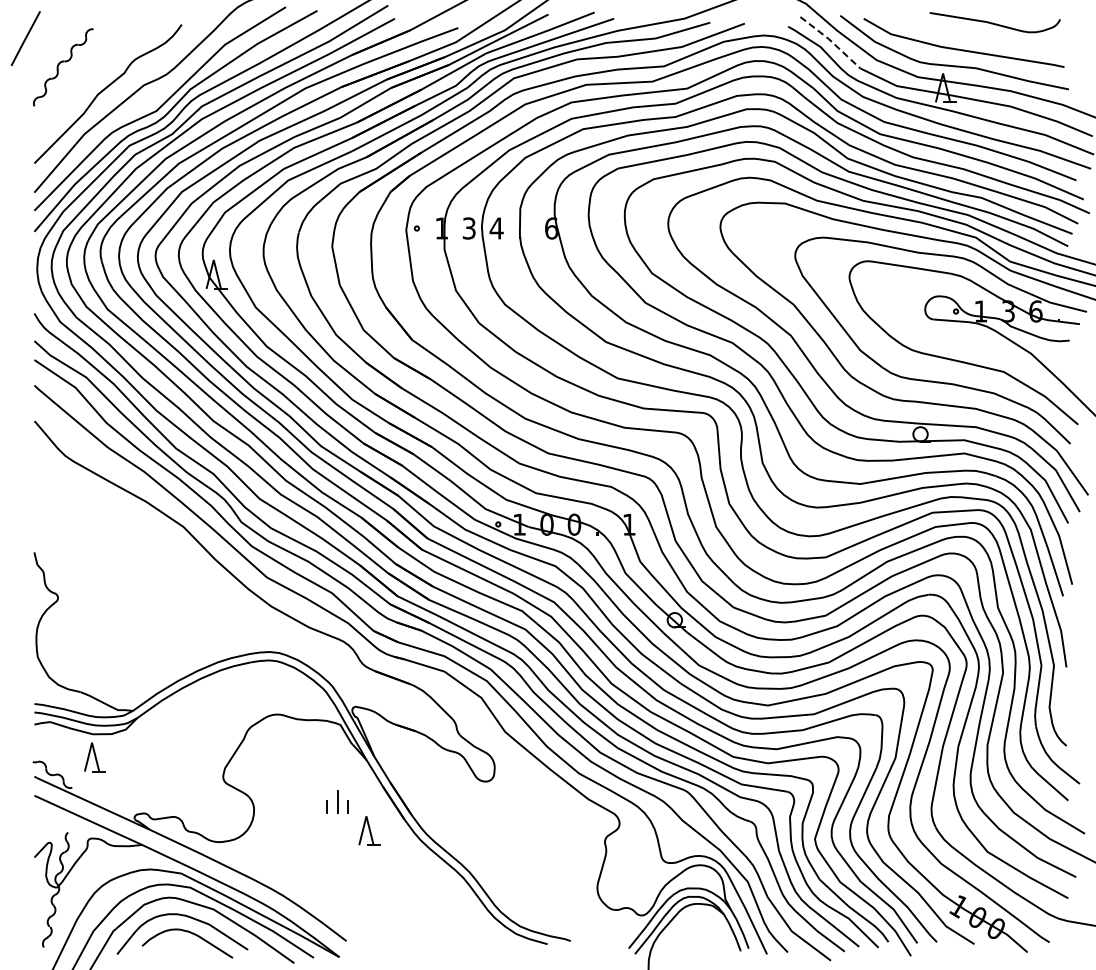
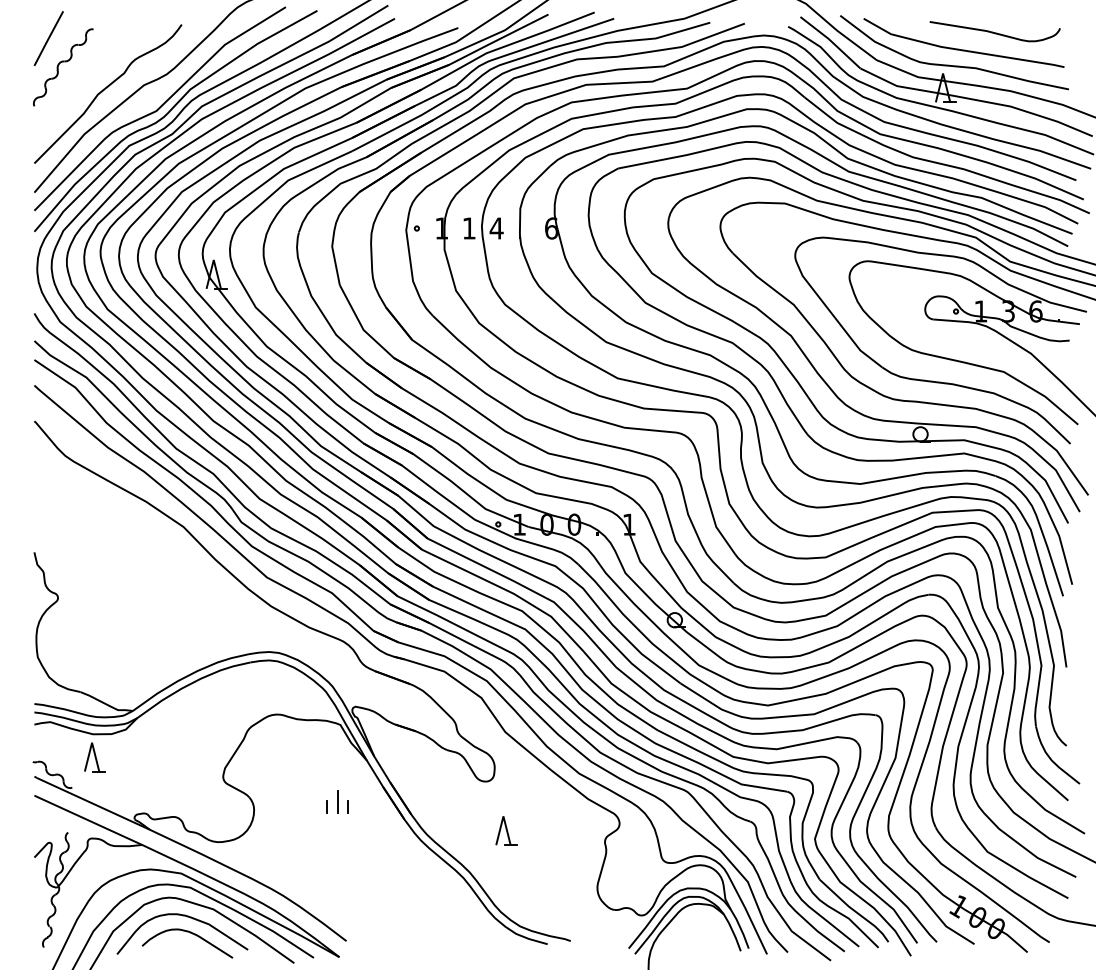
curve position: (993, 22) -> (993, 31) (993, 31)
line position: (25, 38) -> (48, 38) (48, 38)
line: dashed -> solid (831, 41)
text: 3 -> 1 (468, 228)
part position: (369, 830) -> (506, 830) (506, 830)
